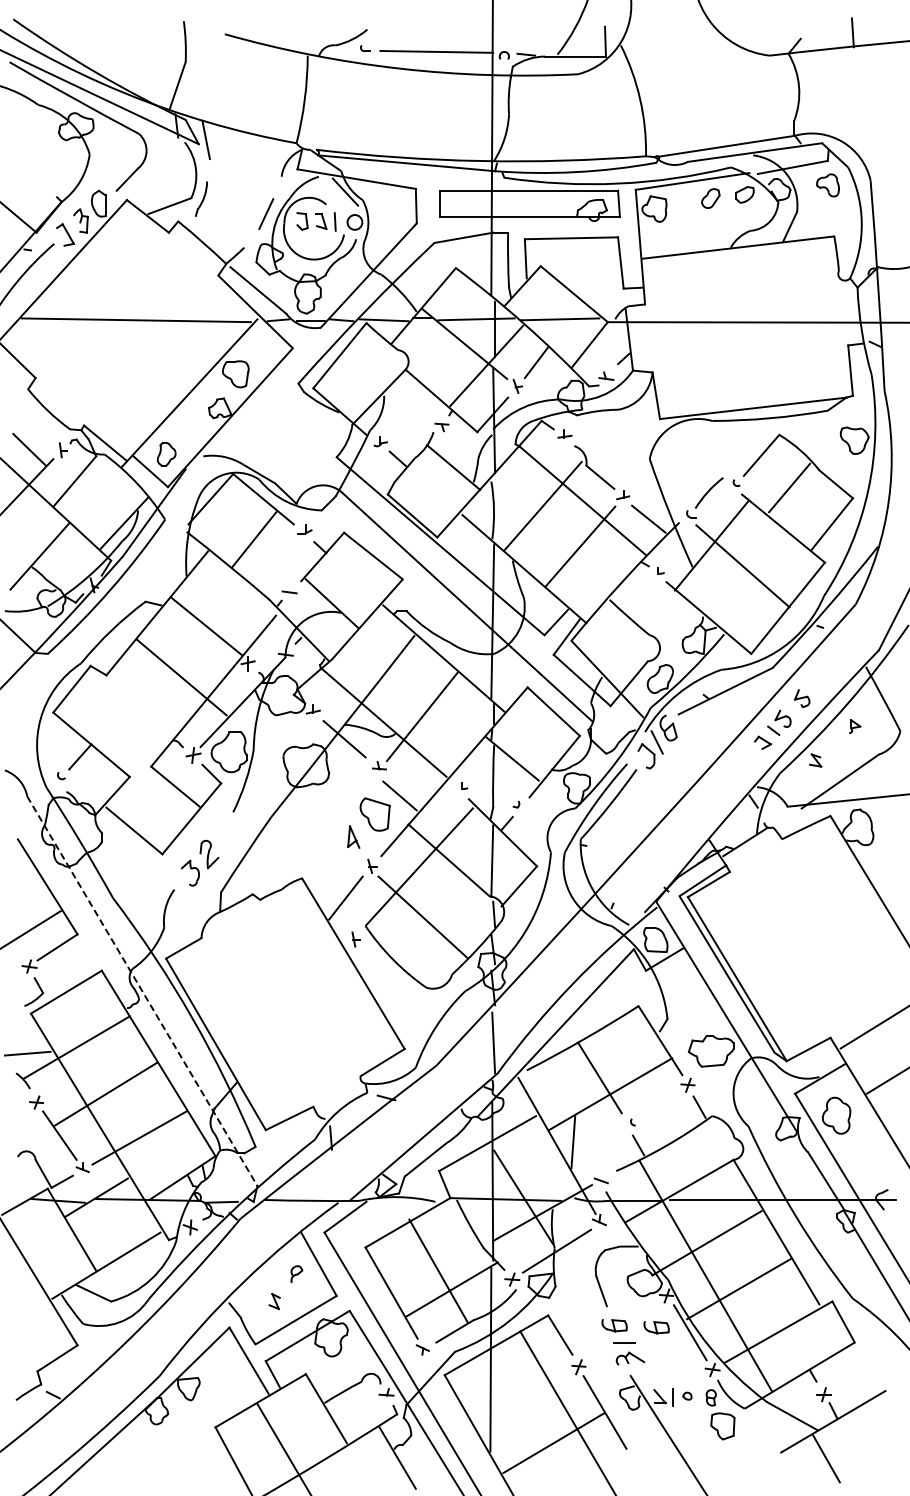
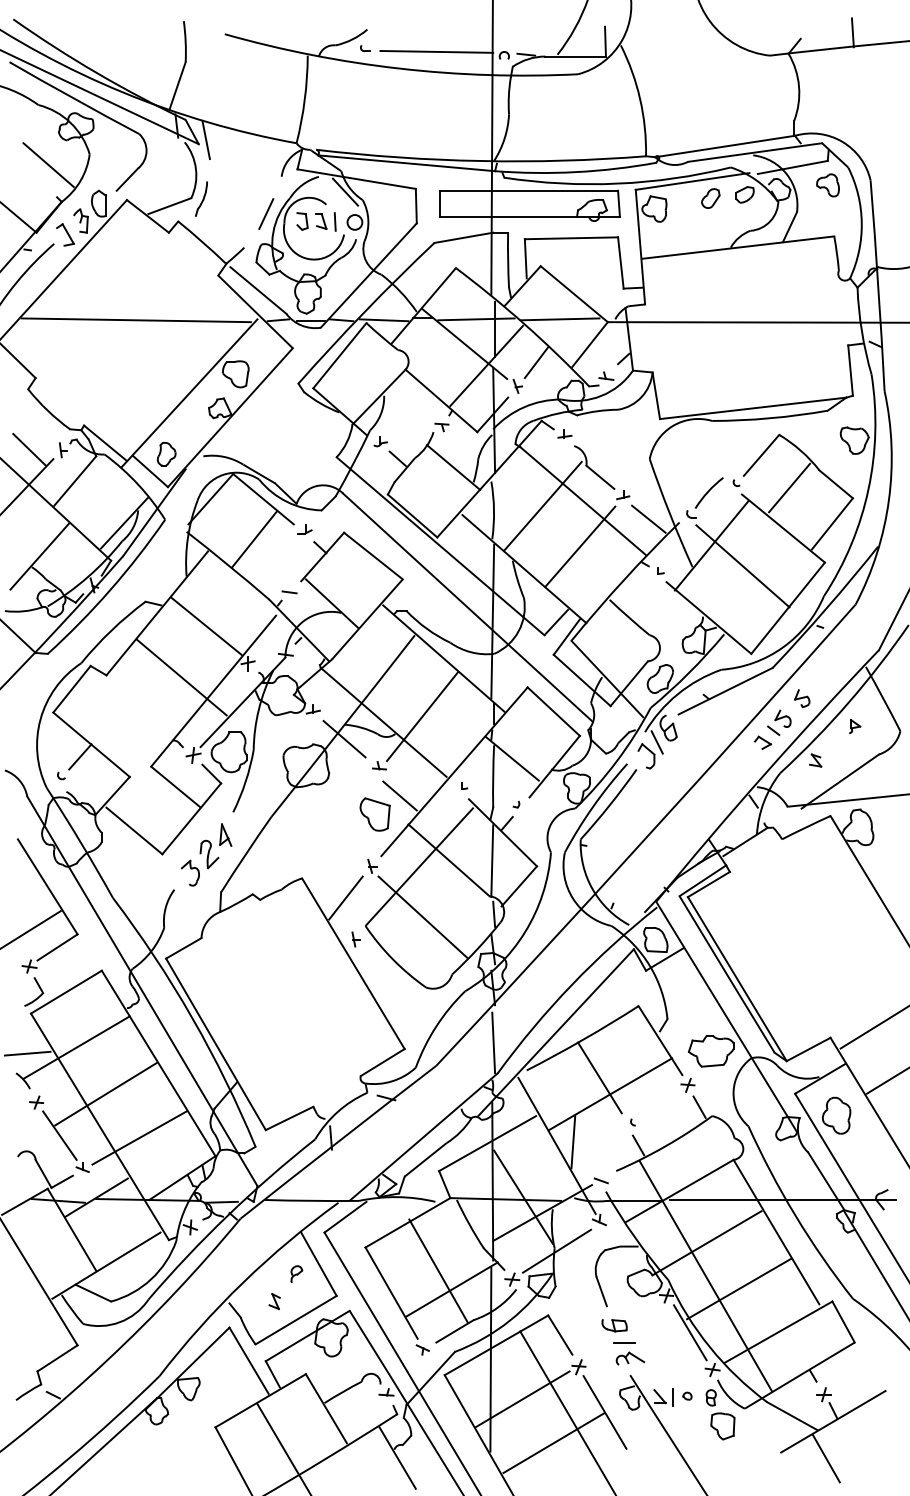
line: none -> present (48, 165)
part position: (353, 836) -> (225, 834) (225, 834)
line: dashed -> solid (142, 991)
part: present -> none (656, 1327)
line: none -> present (522, 1399)
